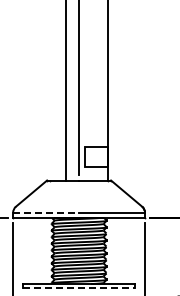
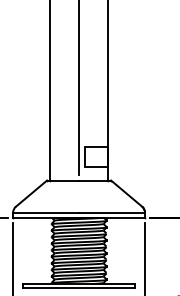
line position: (65, 91) -> (49, 91) (49, 91)
line: dashed -> solid (46, 212)
line: dashed -> solid (79, 288)
